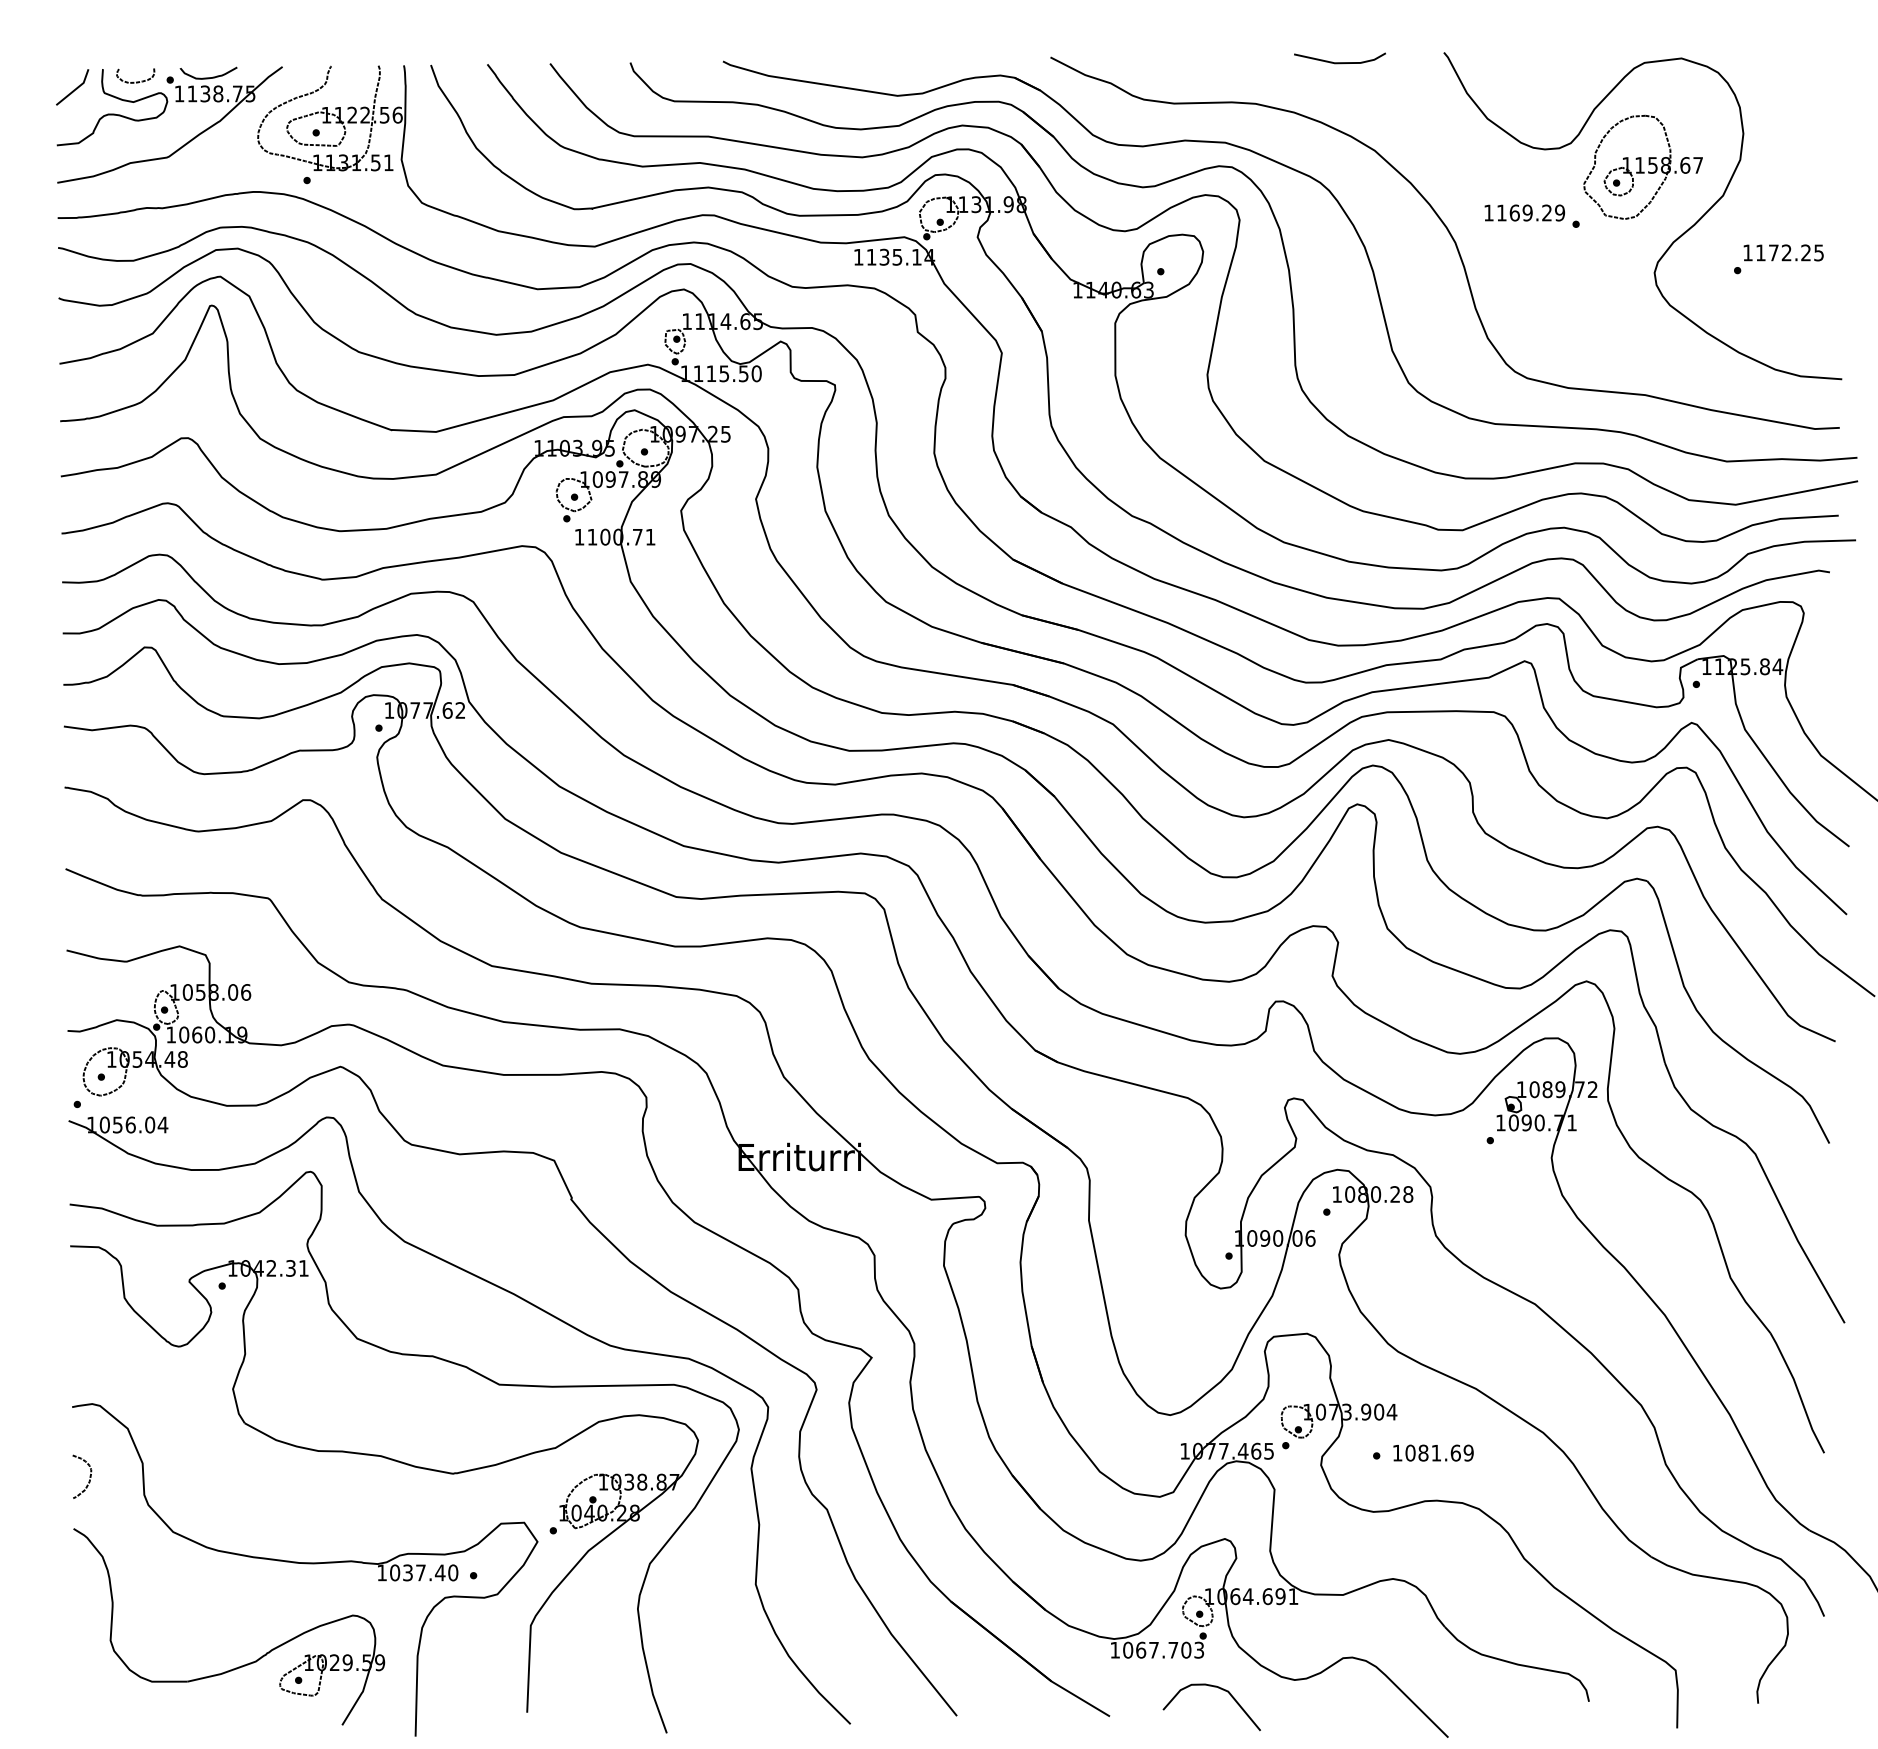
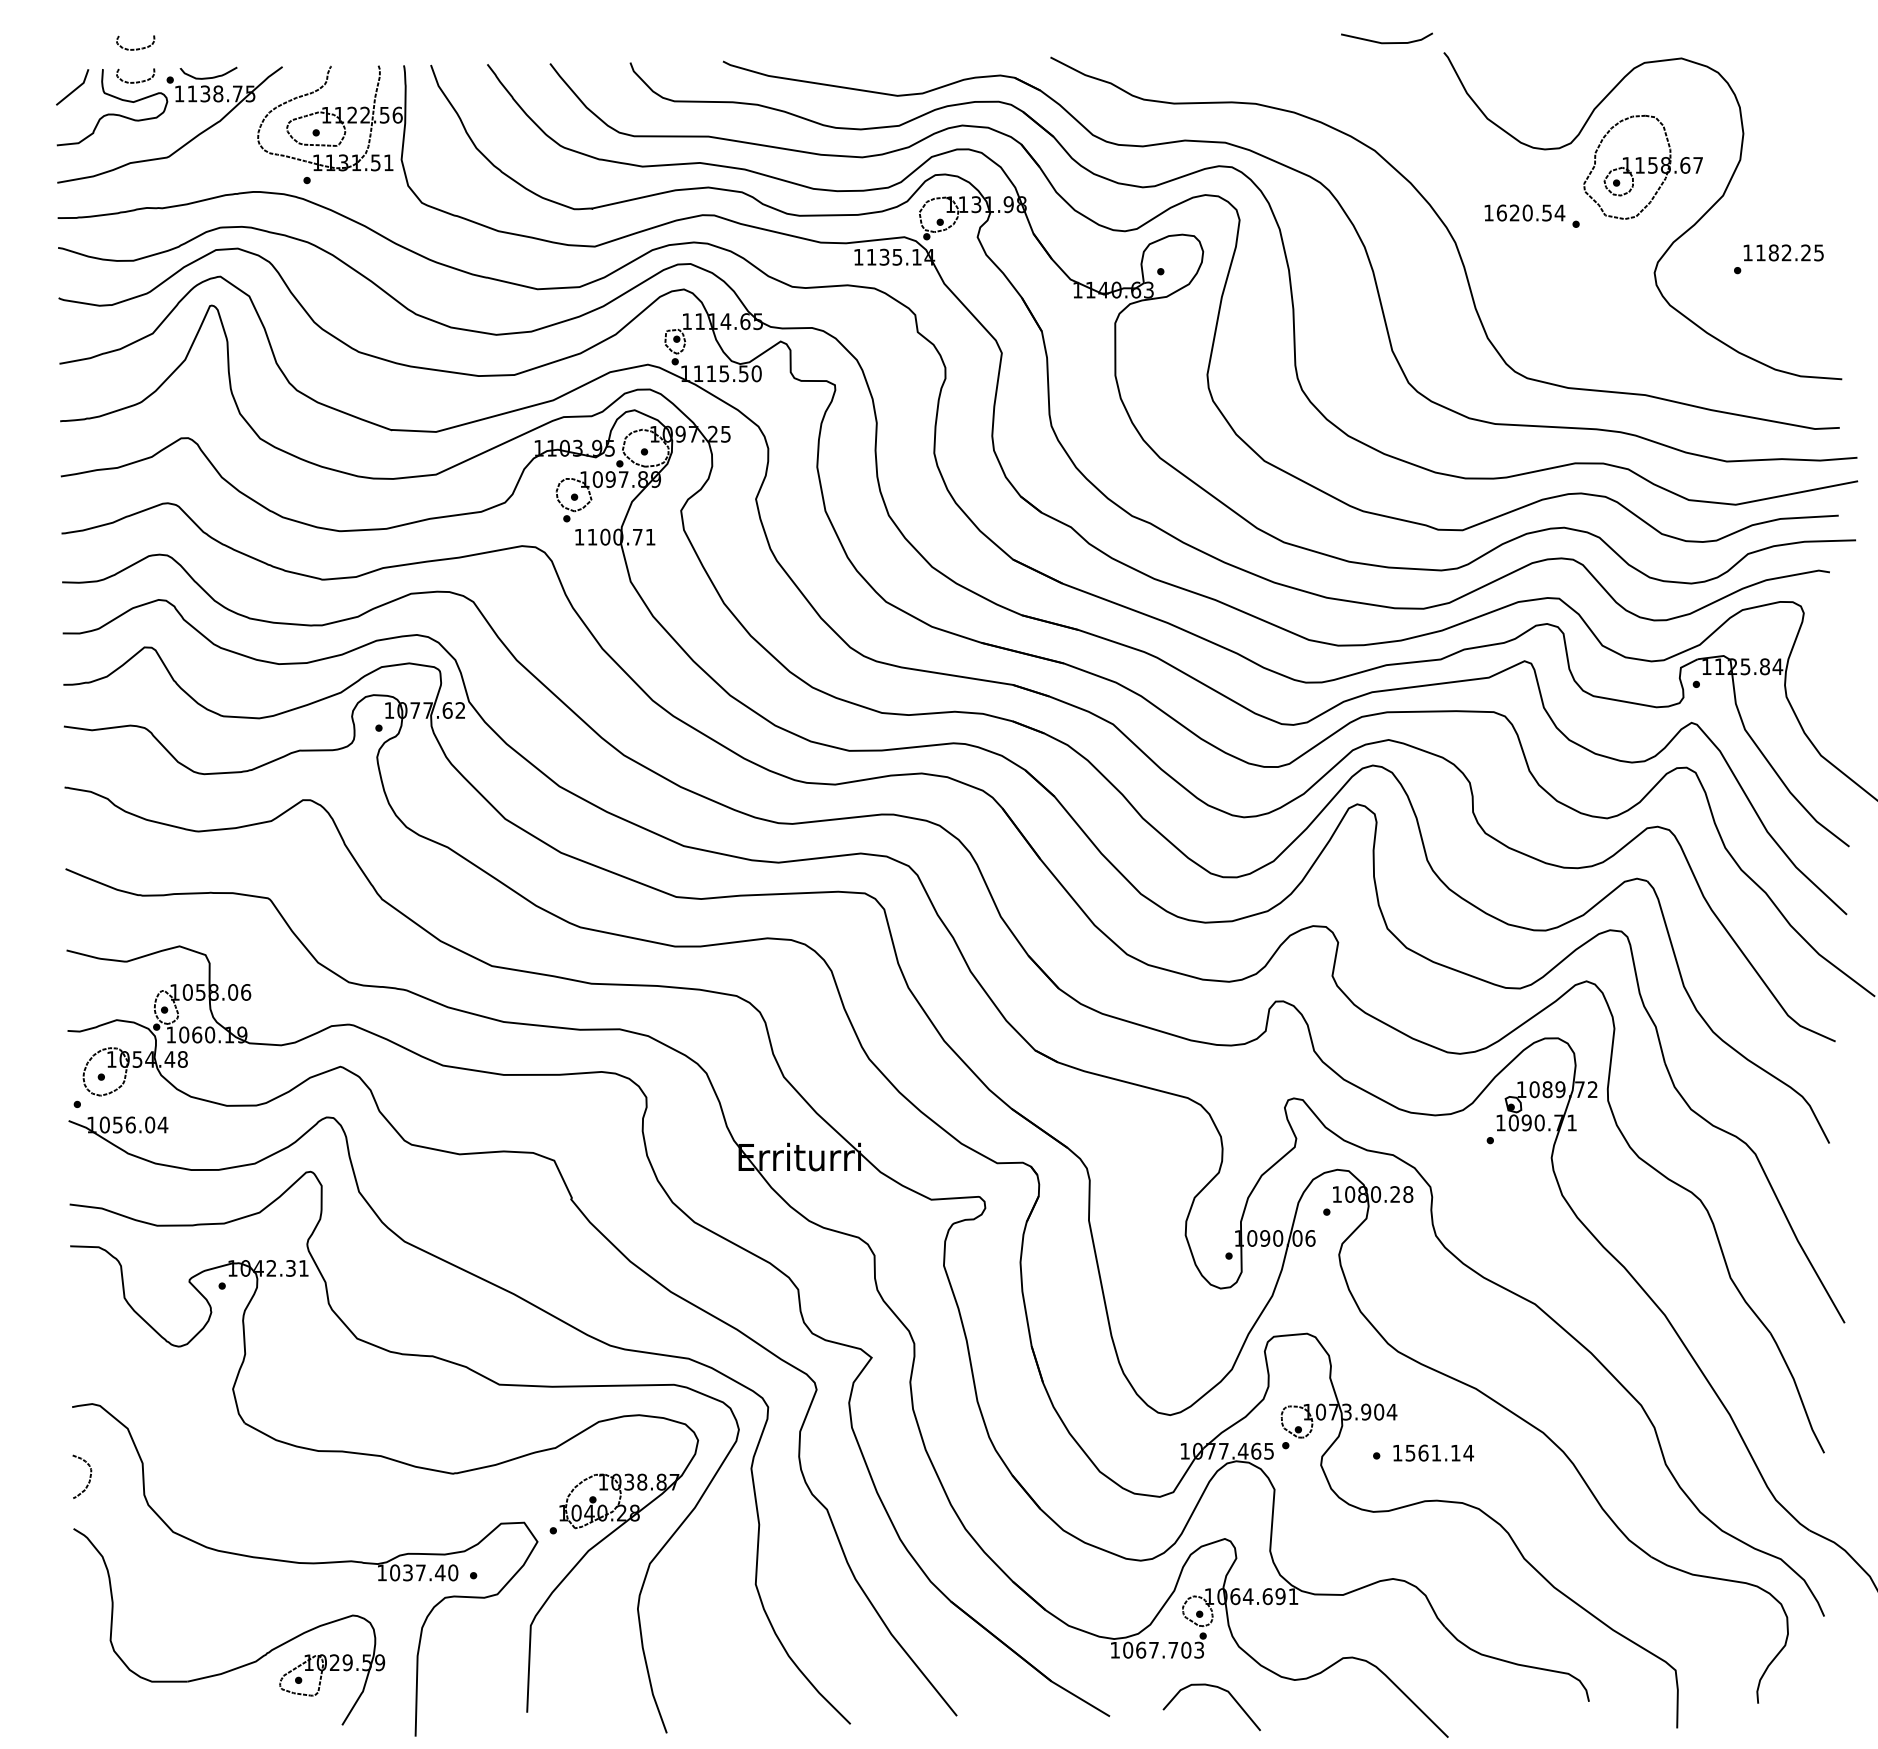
curve: none -> present (136, 48)
line position: (1339, 62) -> (1386, 42) (1386, 42)
text: 1169.29 -> 1620.54 (1530, 212)
text: 1172.25 -> 1182.25 (1773, 252)
text: 1081.69 -> 1561.14 (1439, 1452)
